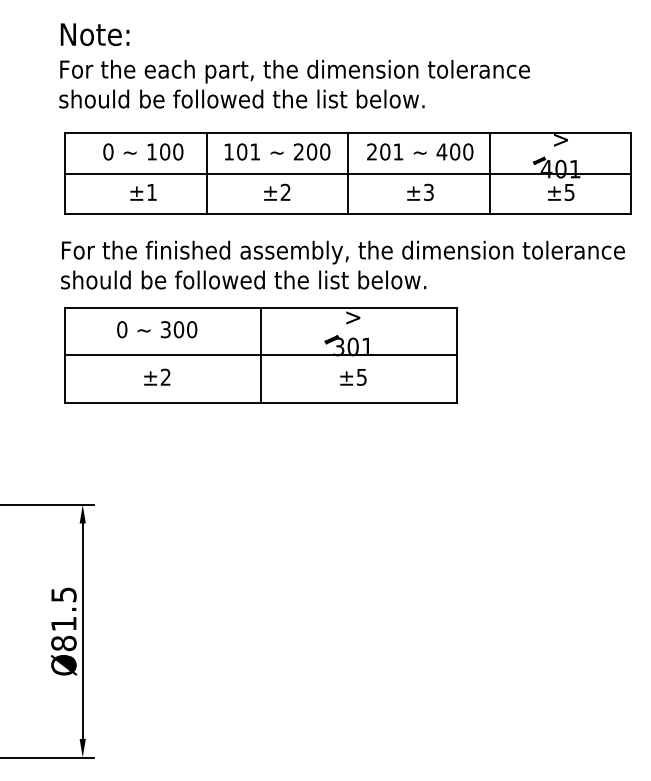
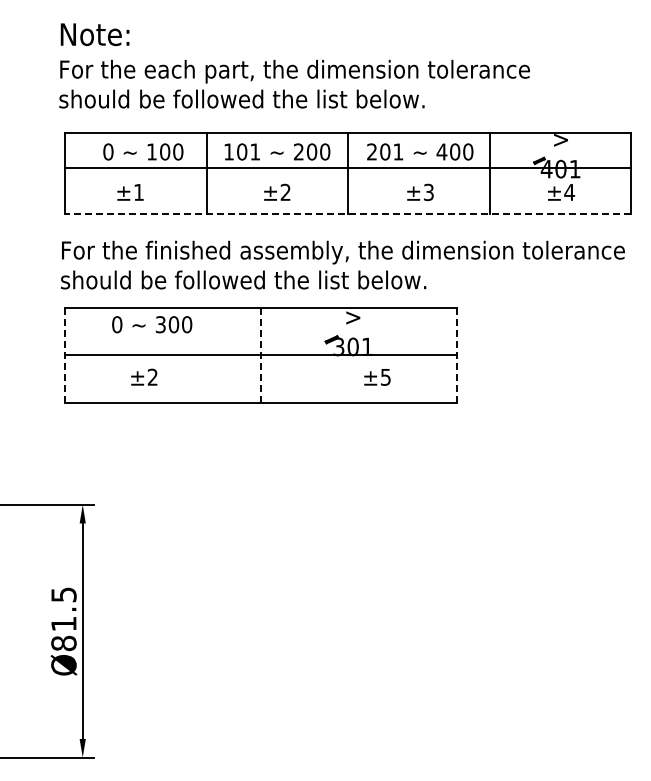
line position: (348, 173) -> (348, 167) (348, 167)
text position: (143, 192) -> (130, 192) (130, 192)
text: ±5 -> ±4 (569, 192)
line: solid -> dashed (347, 214)
text position: (157, 329) -> (152, 324) (152, 324)
line: solid -> dashed (65, 355)
line: solid -> dashed (261, 355)
line: solid -> dashed (457, 355)
text position: (157, 376) -> (144, 376) (144, 376)
text position: (353, 377) -> (377, 377) (377, 377)
